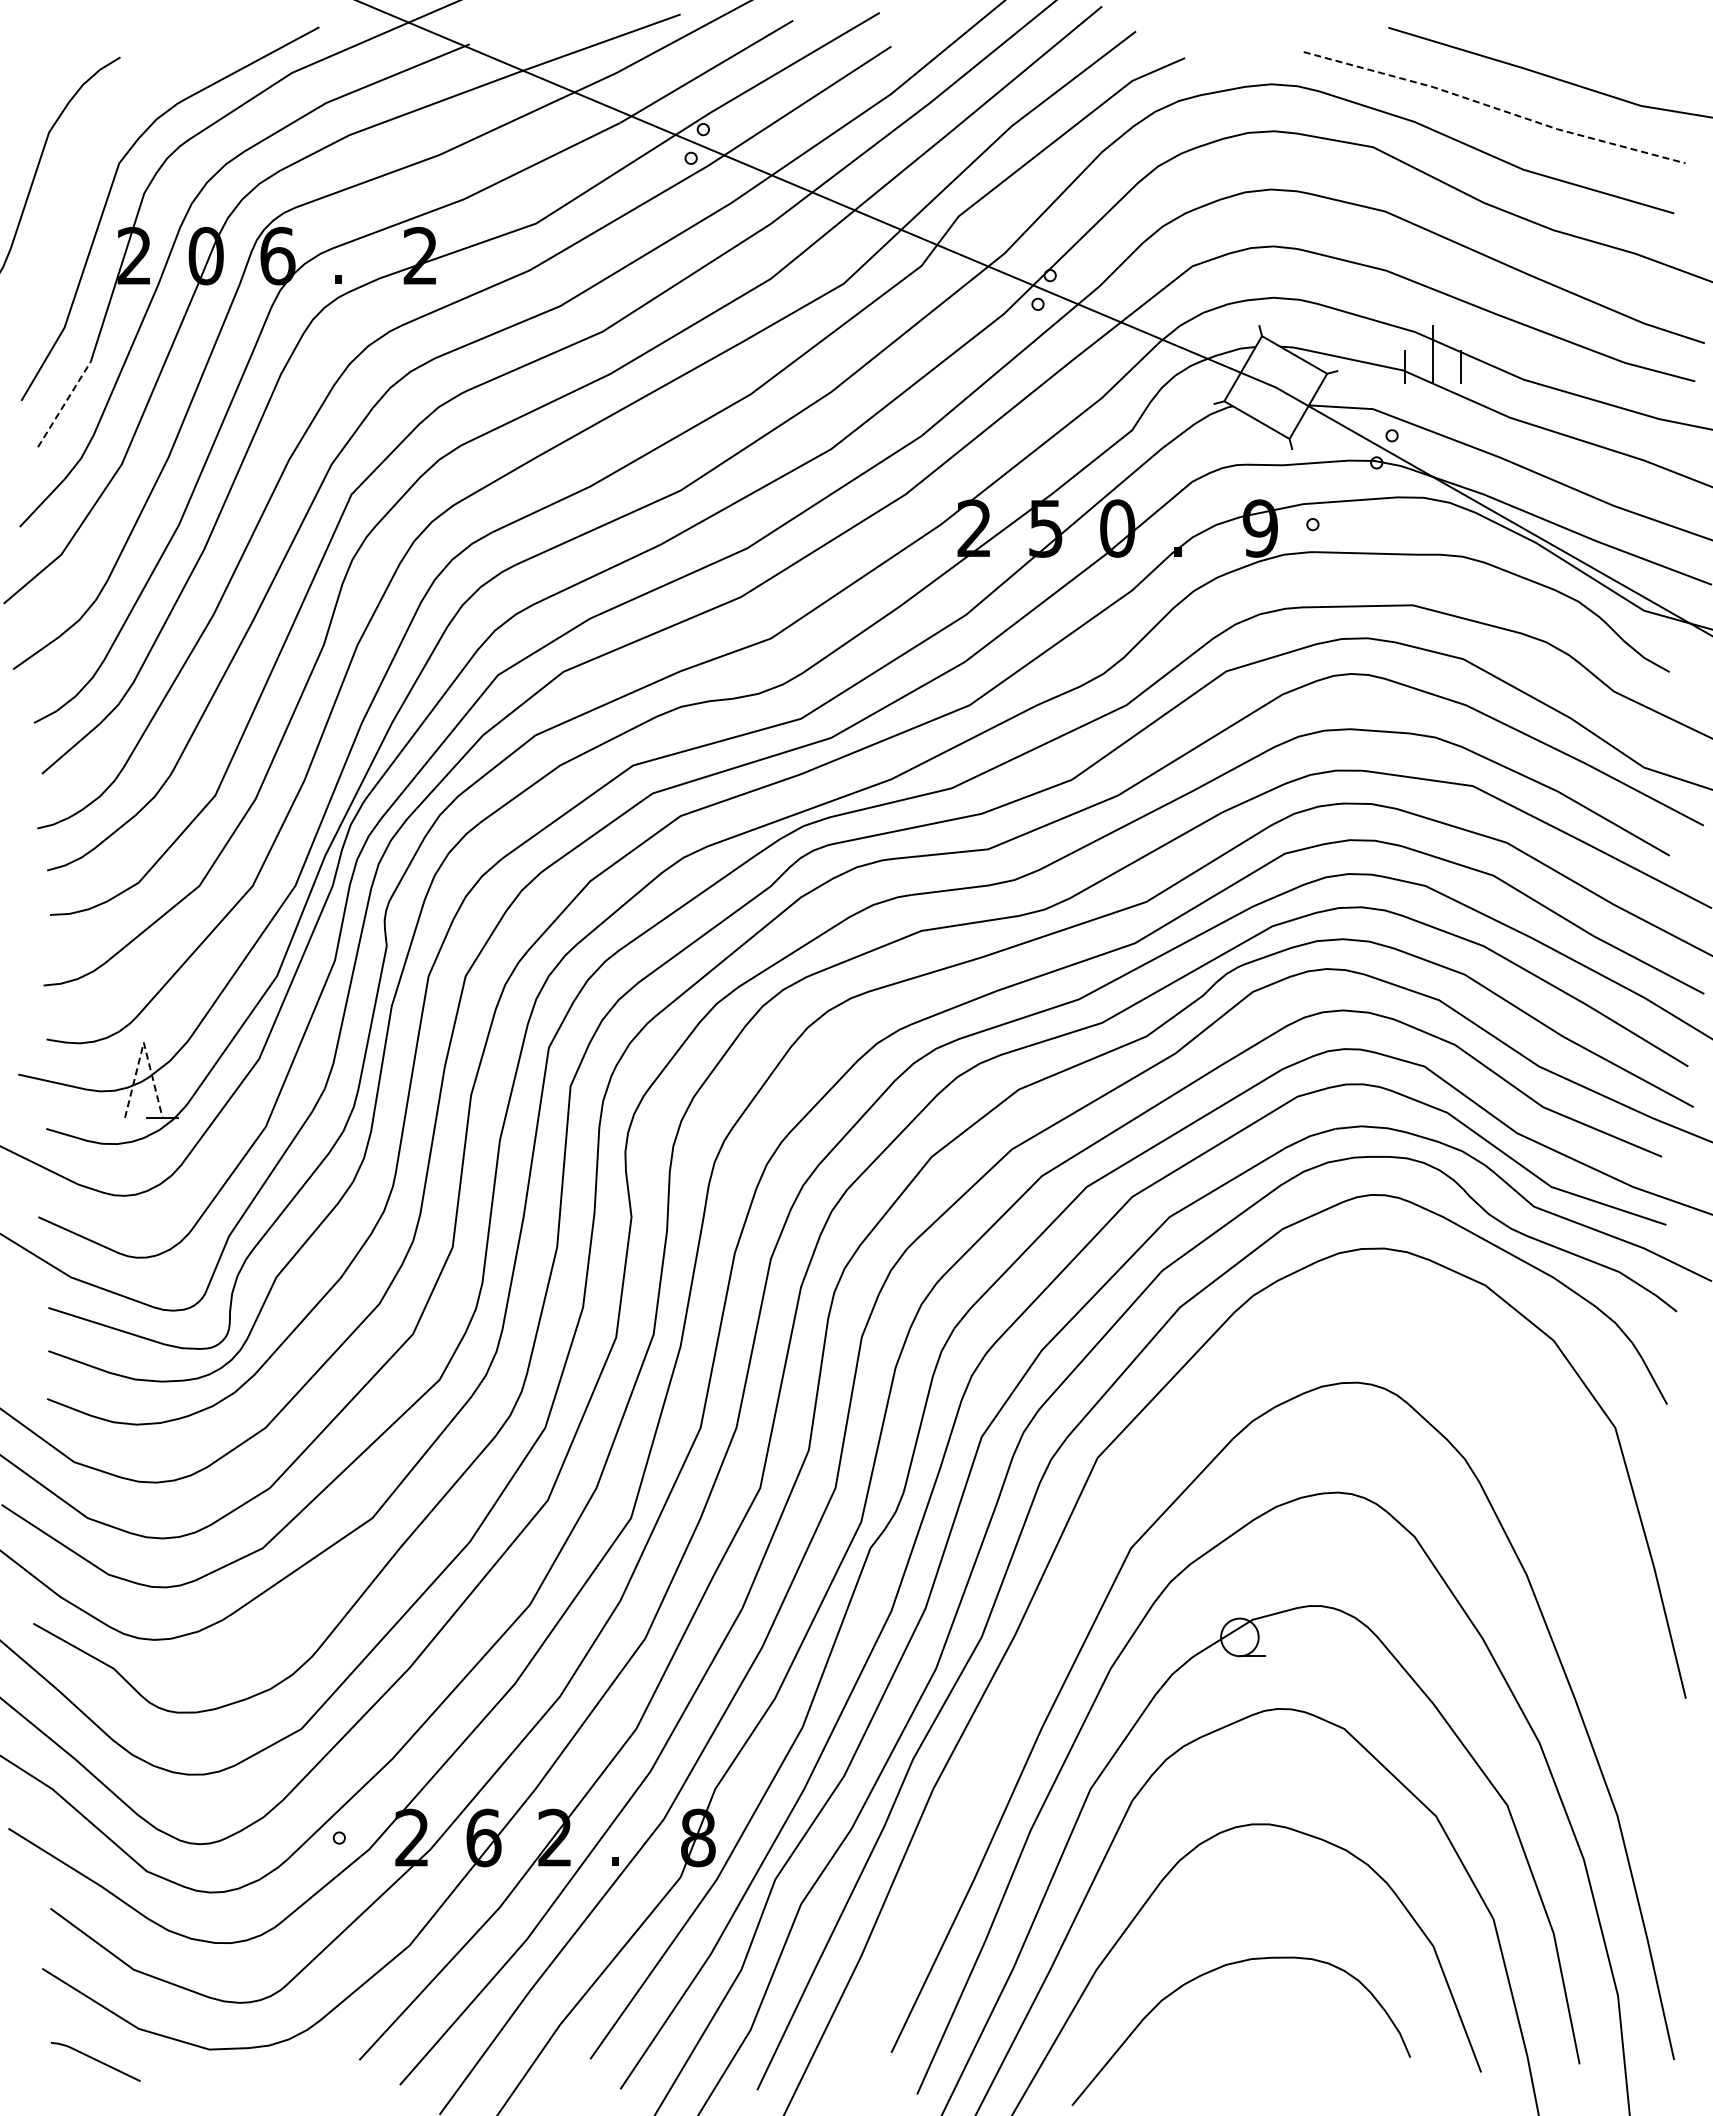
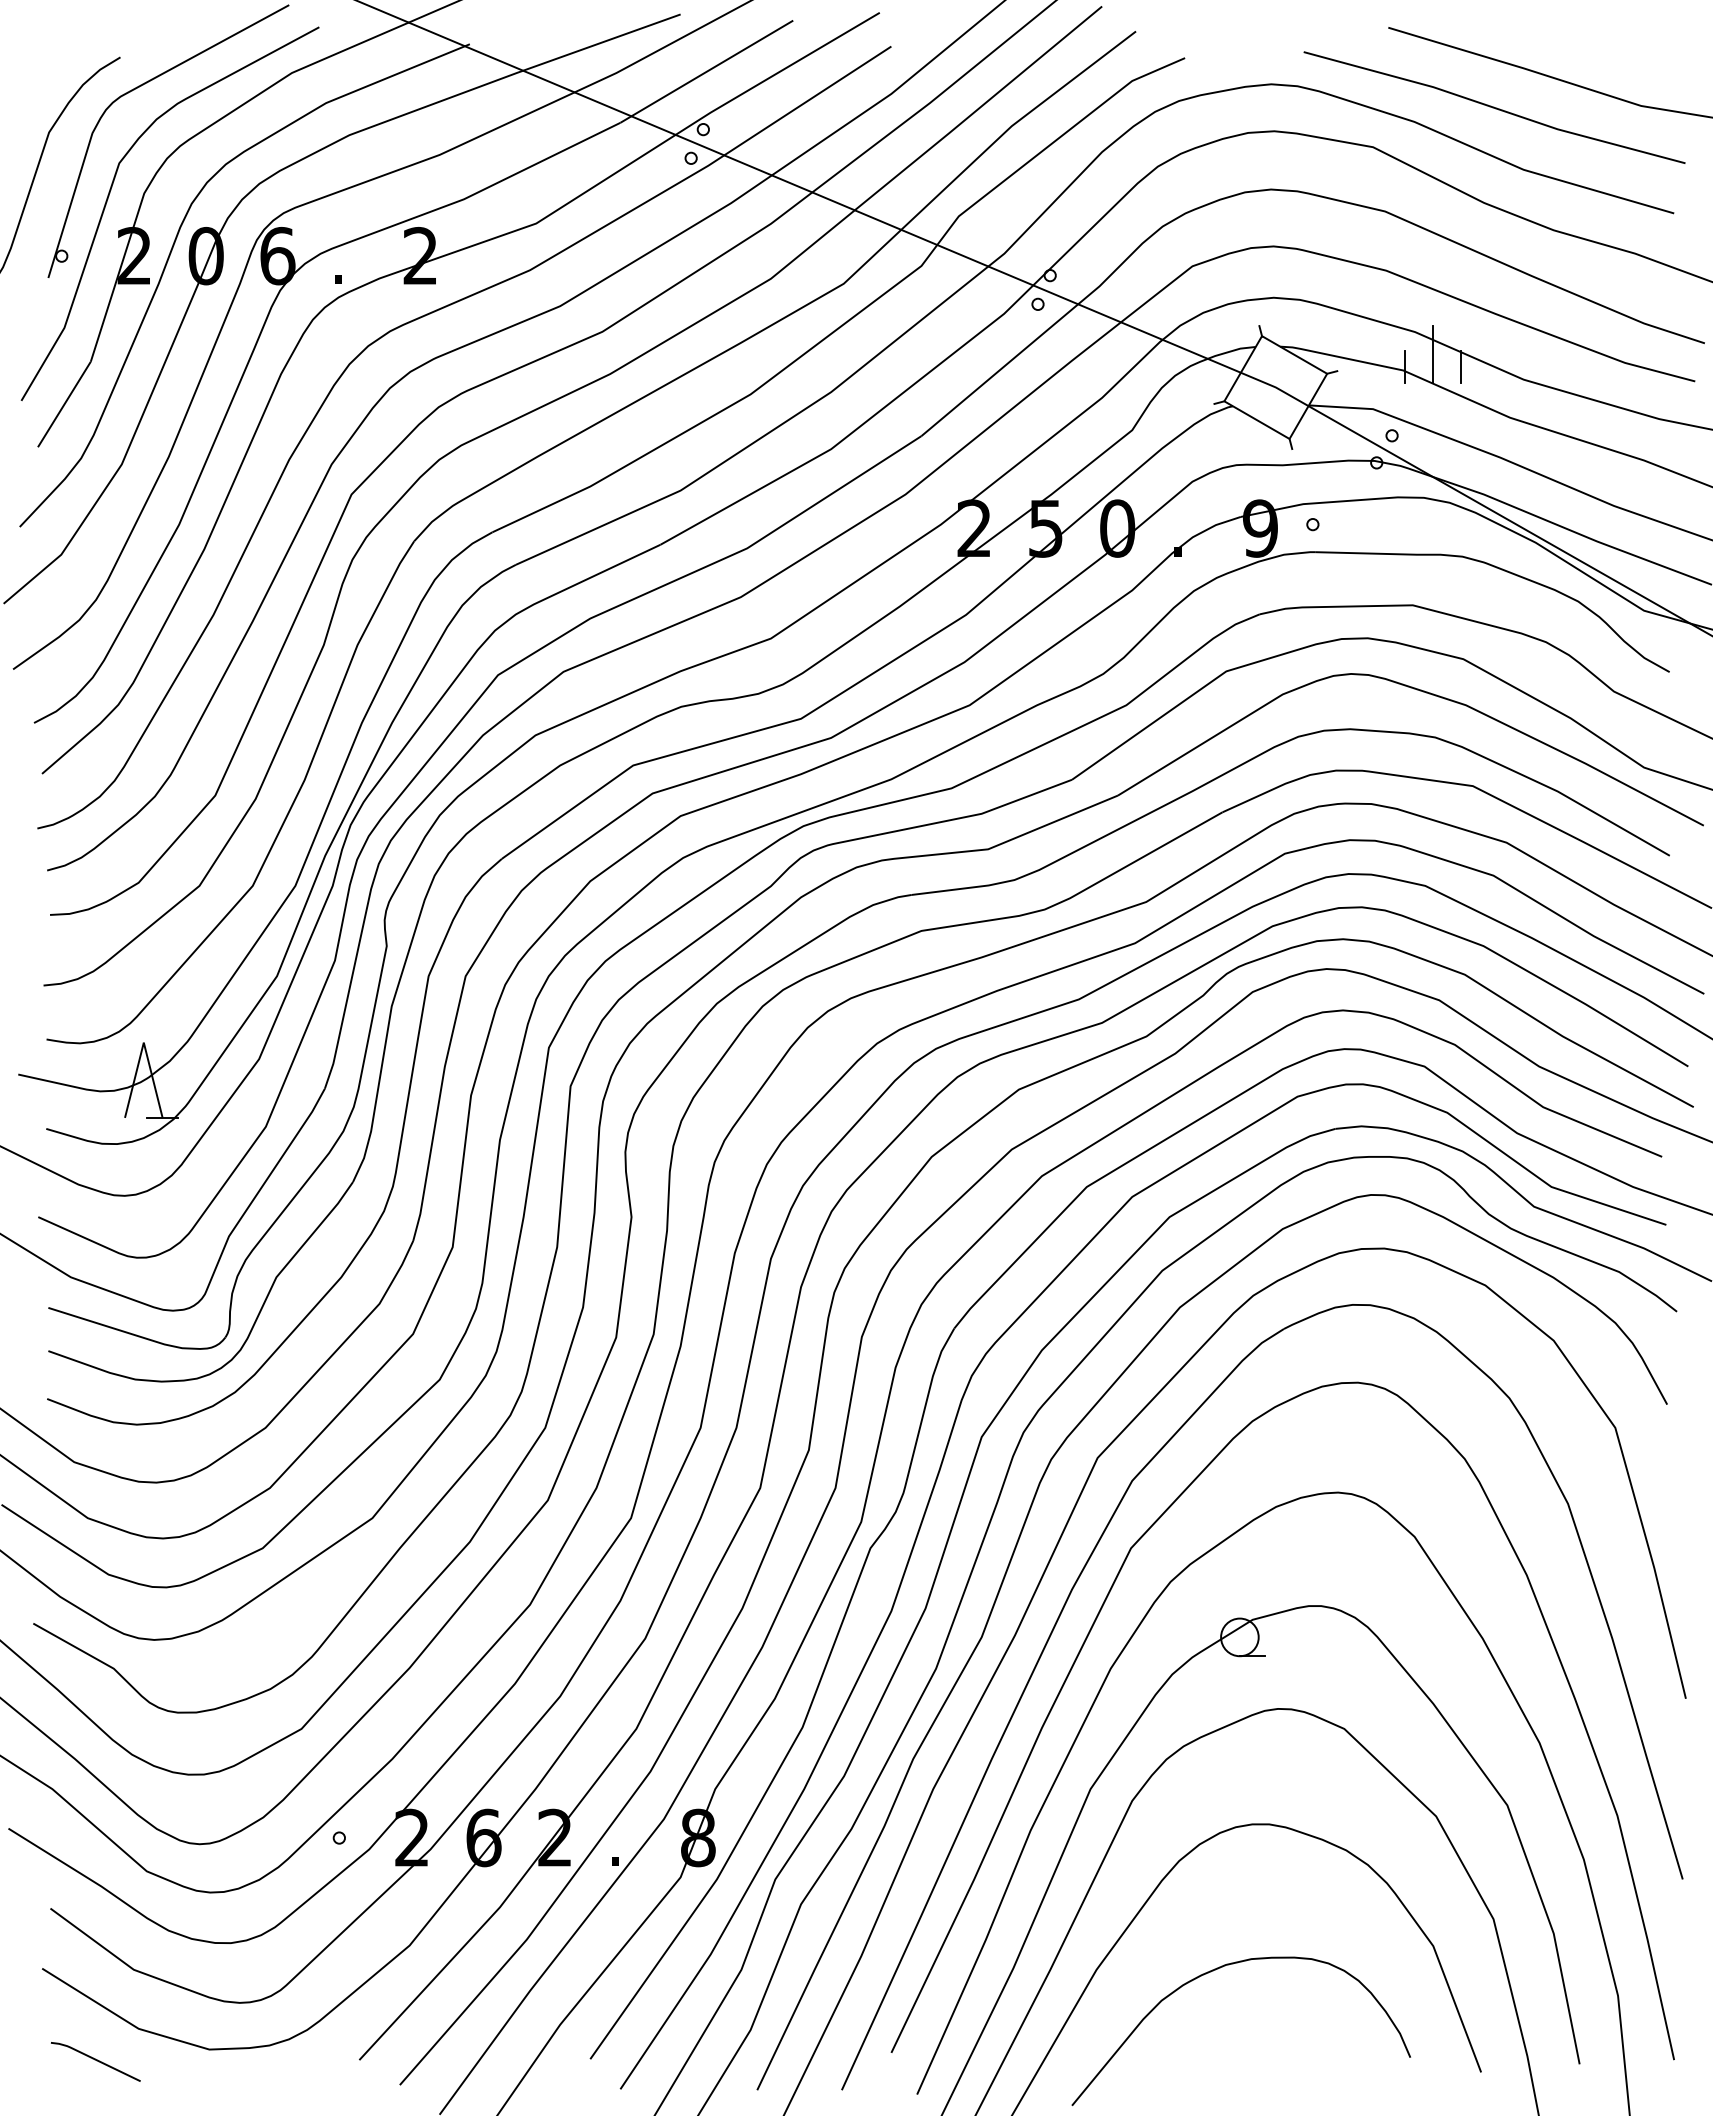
part: none -> present (136, 89)
line: dashed -> solid (1494, 107)
line: dashed -> solid (64, 404)
line: dashed -> solid (143, 1042)
part: none -> present (1064, 1608)
